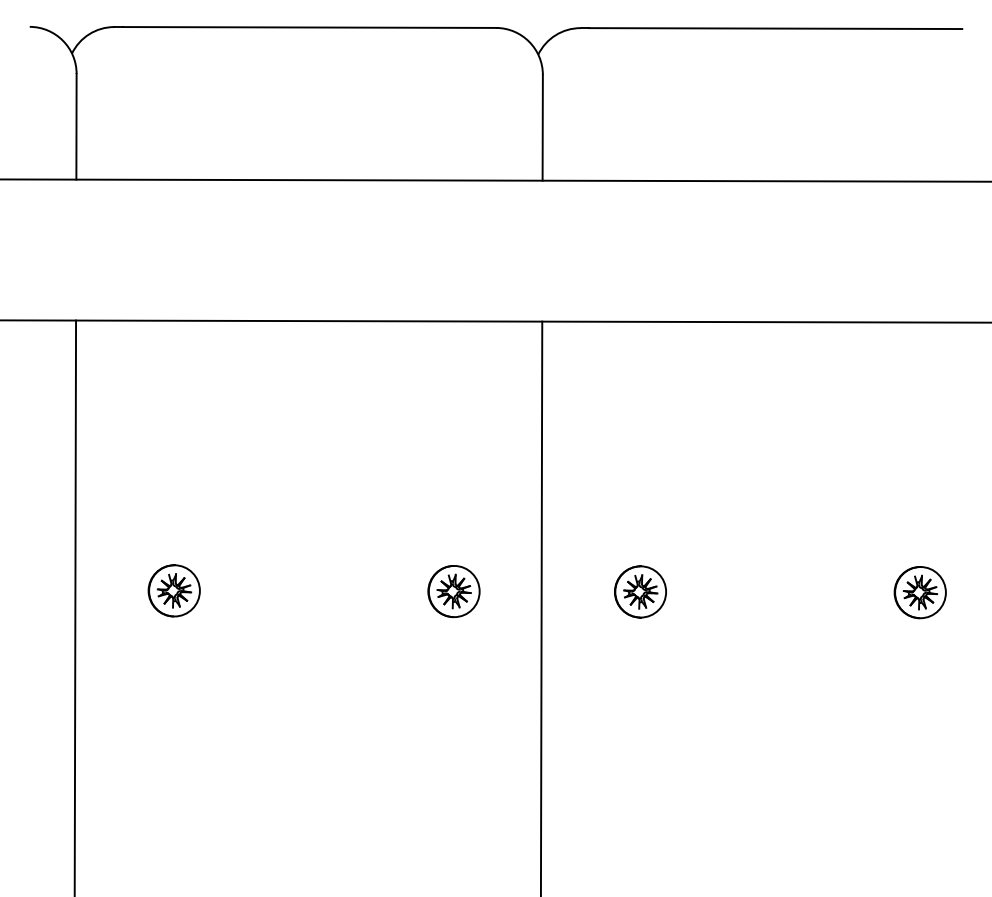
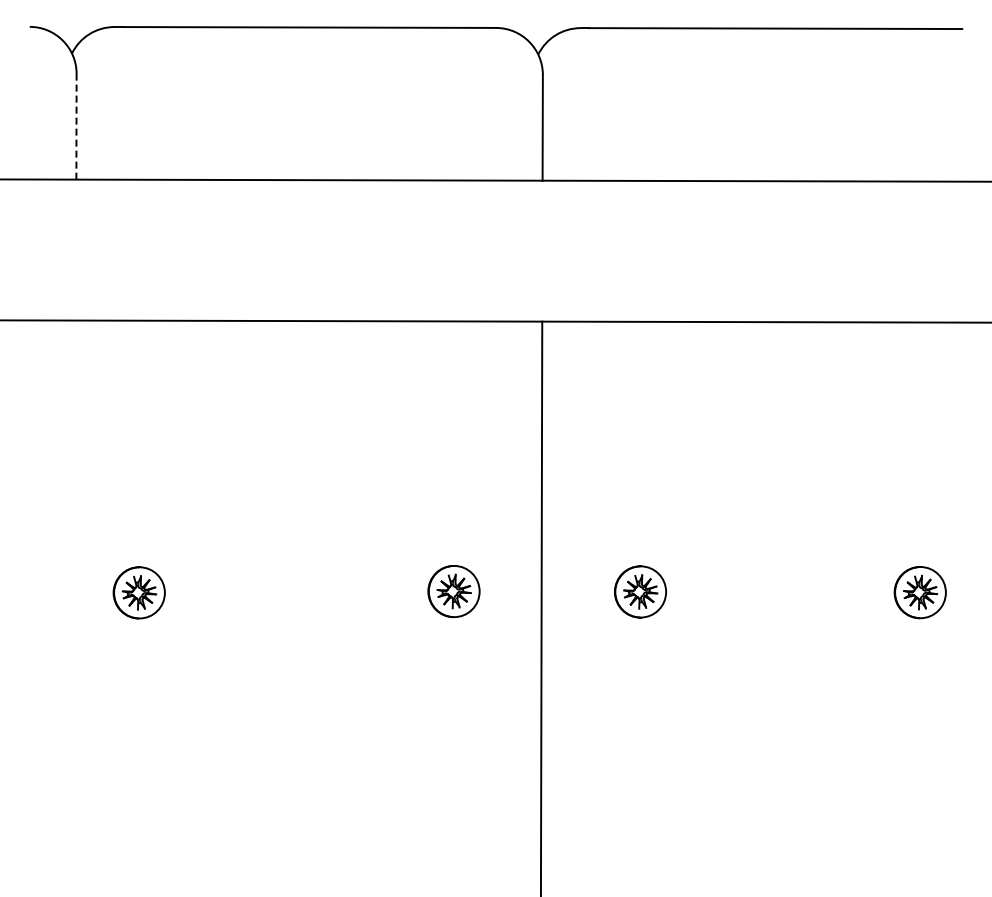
line: solid -> dashed (76, 126)
part position: (173, 590) -> (138, 592) (138, 592)
line: present -> none (75, 606)
